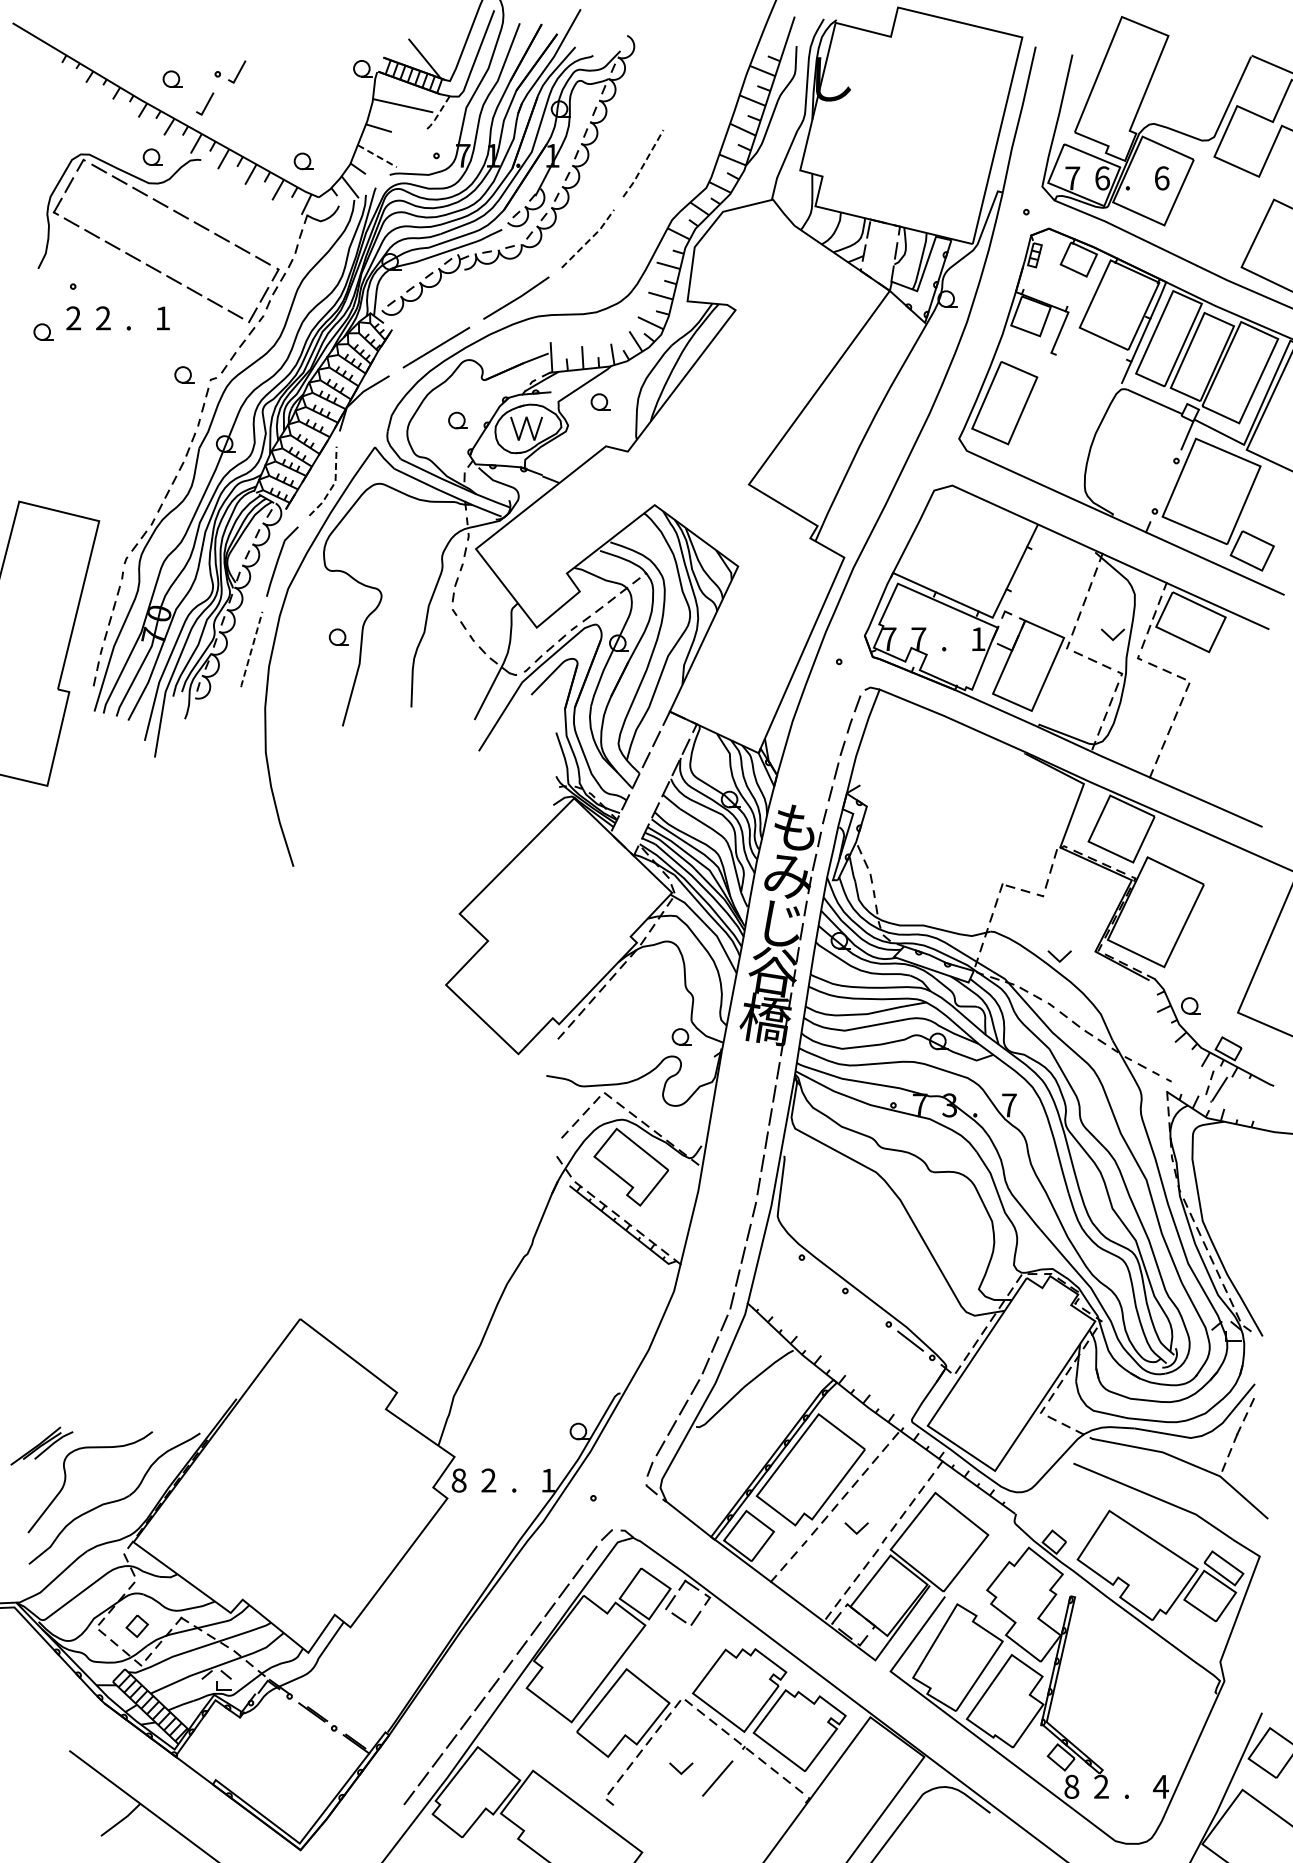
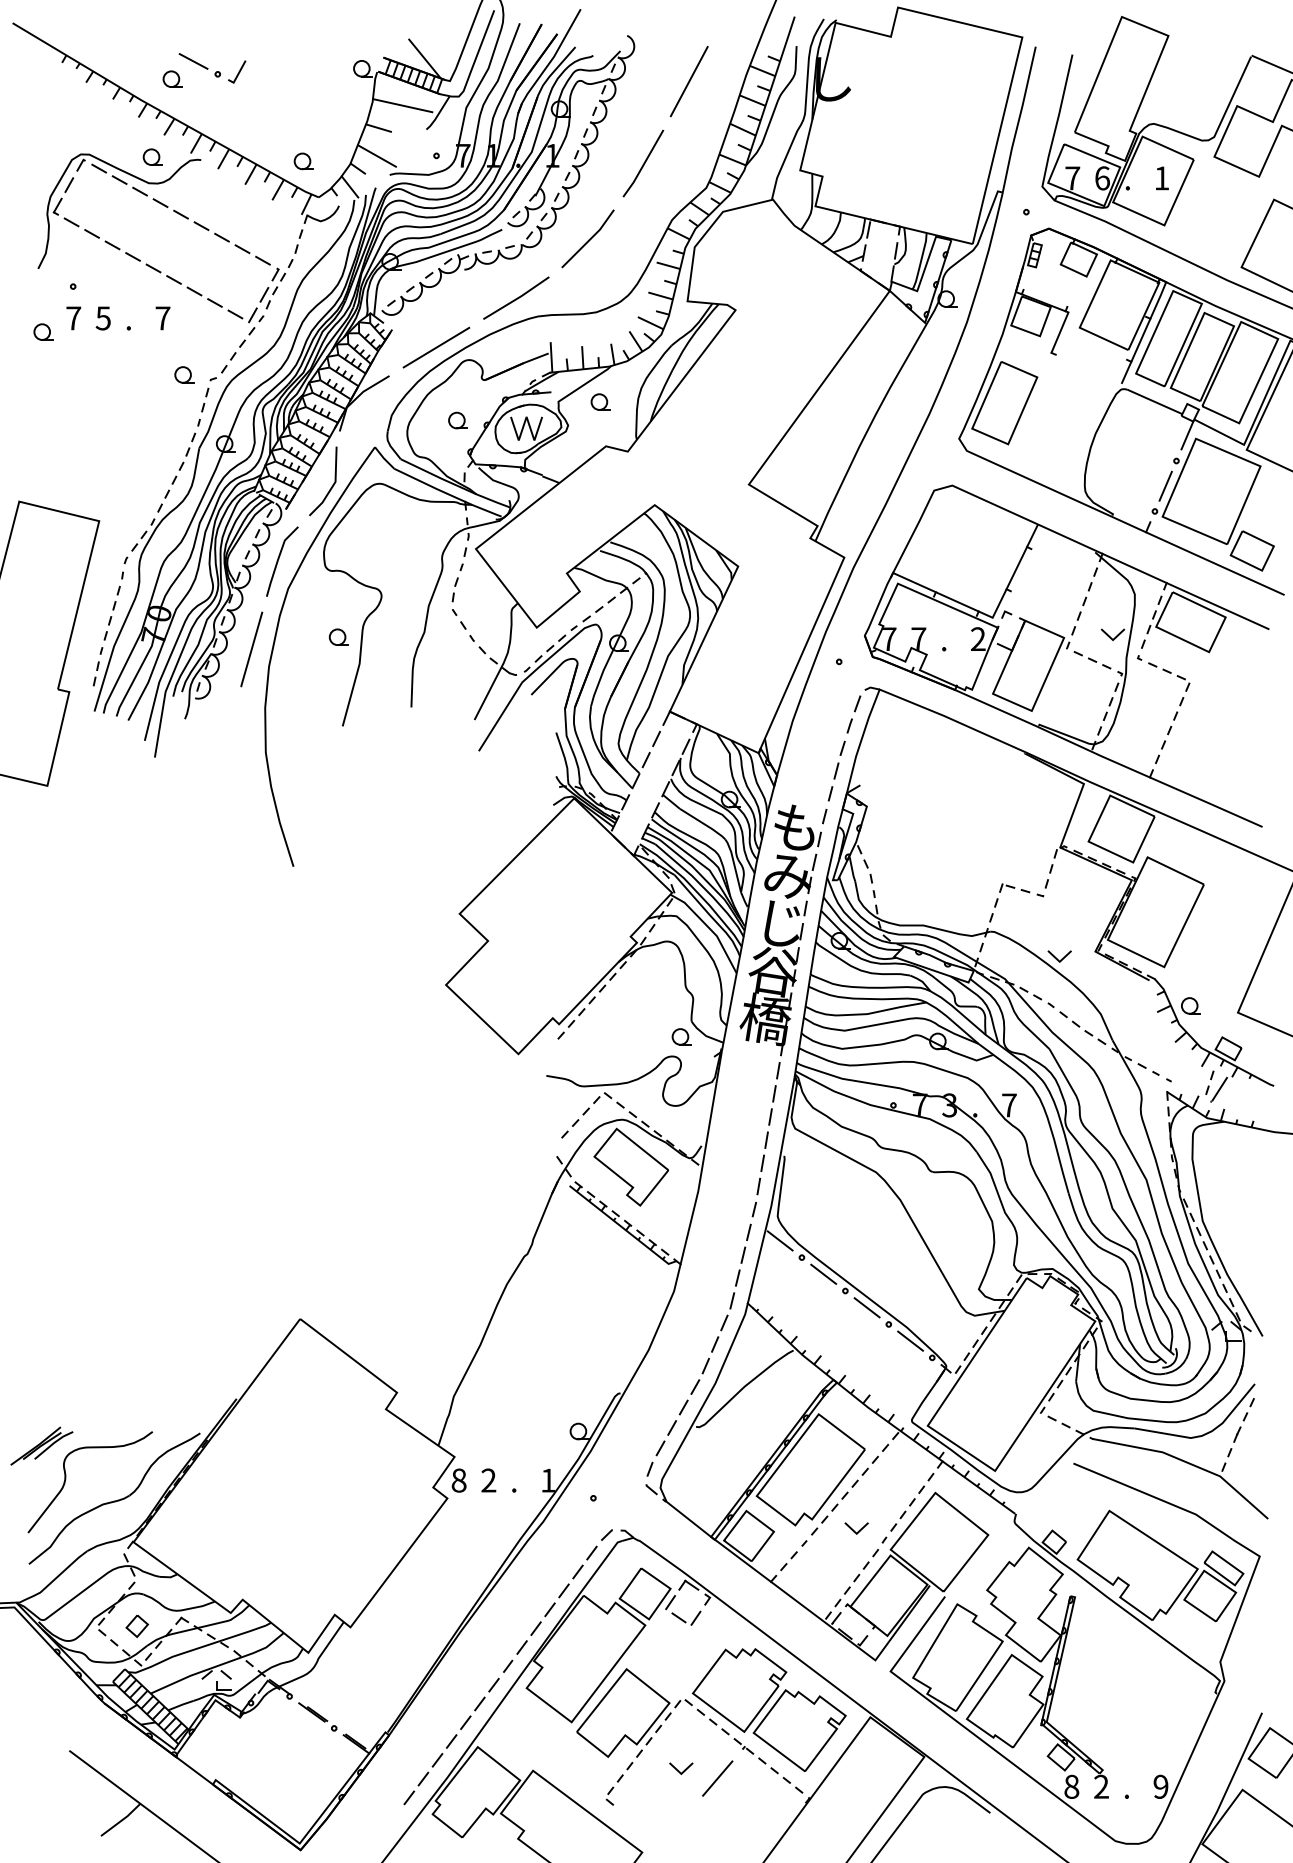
line: none -> present (193, 61)
line: none -> present (688, 81)
line: present -> none (206, 103)
line: dashed -> solid (438, 114)
line: dashed -> solid (377, 156)
line: dashed -> solid (644, 164)
text: 6 -> 1 (1162, 178)
line: dashed -> solid (590, 239)
text: 2 -> 7 (73, 318)
text: 2 -> 5 (102, 318)
text: 1 -> 7 (162, 318)
line: dashed -> solid (333, 485)
line: none -> present (1165, 485)
text: 1 -> 2 (978, 638)
line: dashed -> solid (251, 650)
line: none -> present (779, 1240)
line: none -> present (823, 1273)
line: none -> present (866, 1307)
text: 4 -> 9 (1160, 1786)
